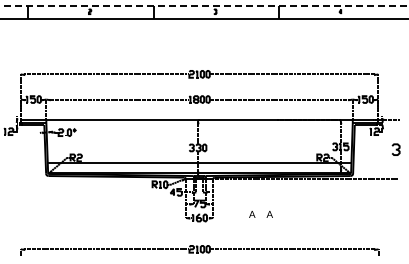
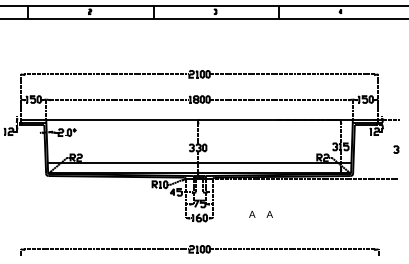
line: dashed -> solid (204, 6)
part size: 10x13 px -> 7x9 px (396, 149)
